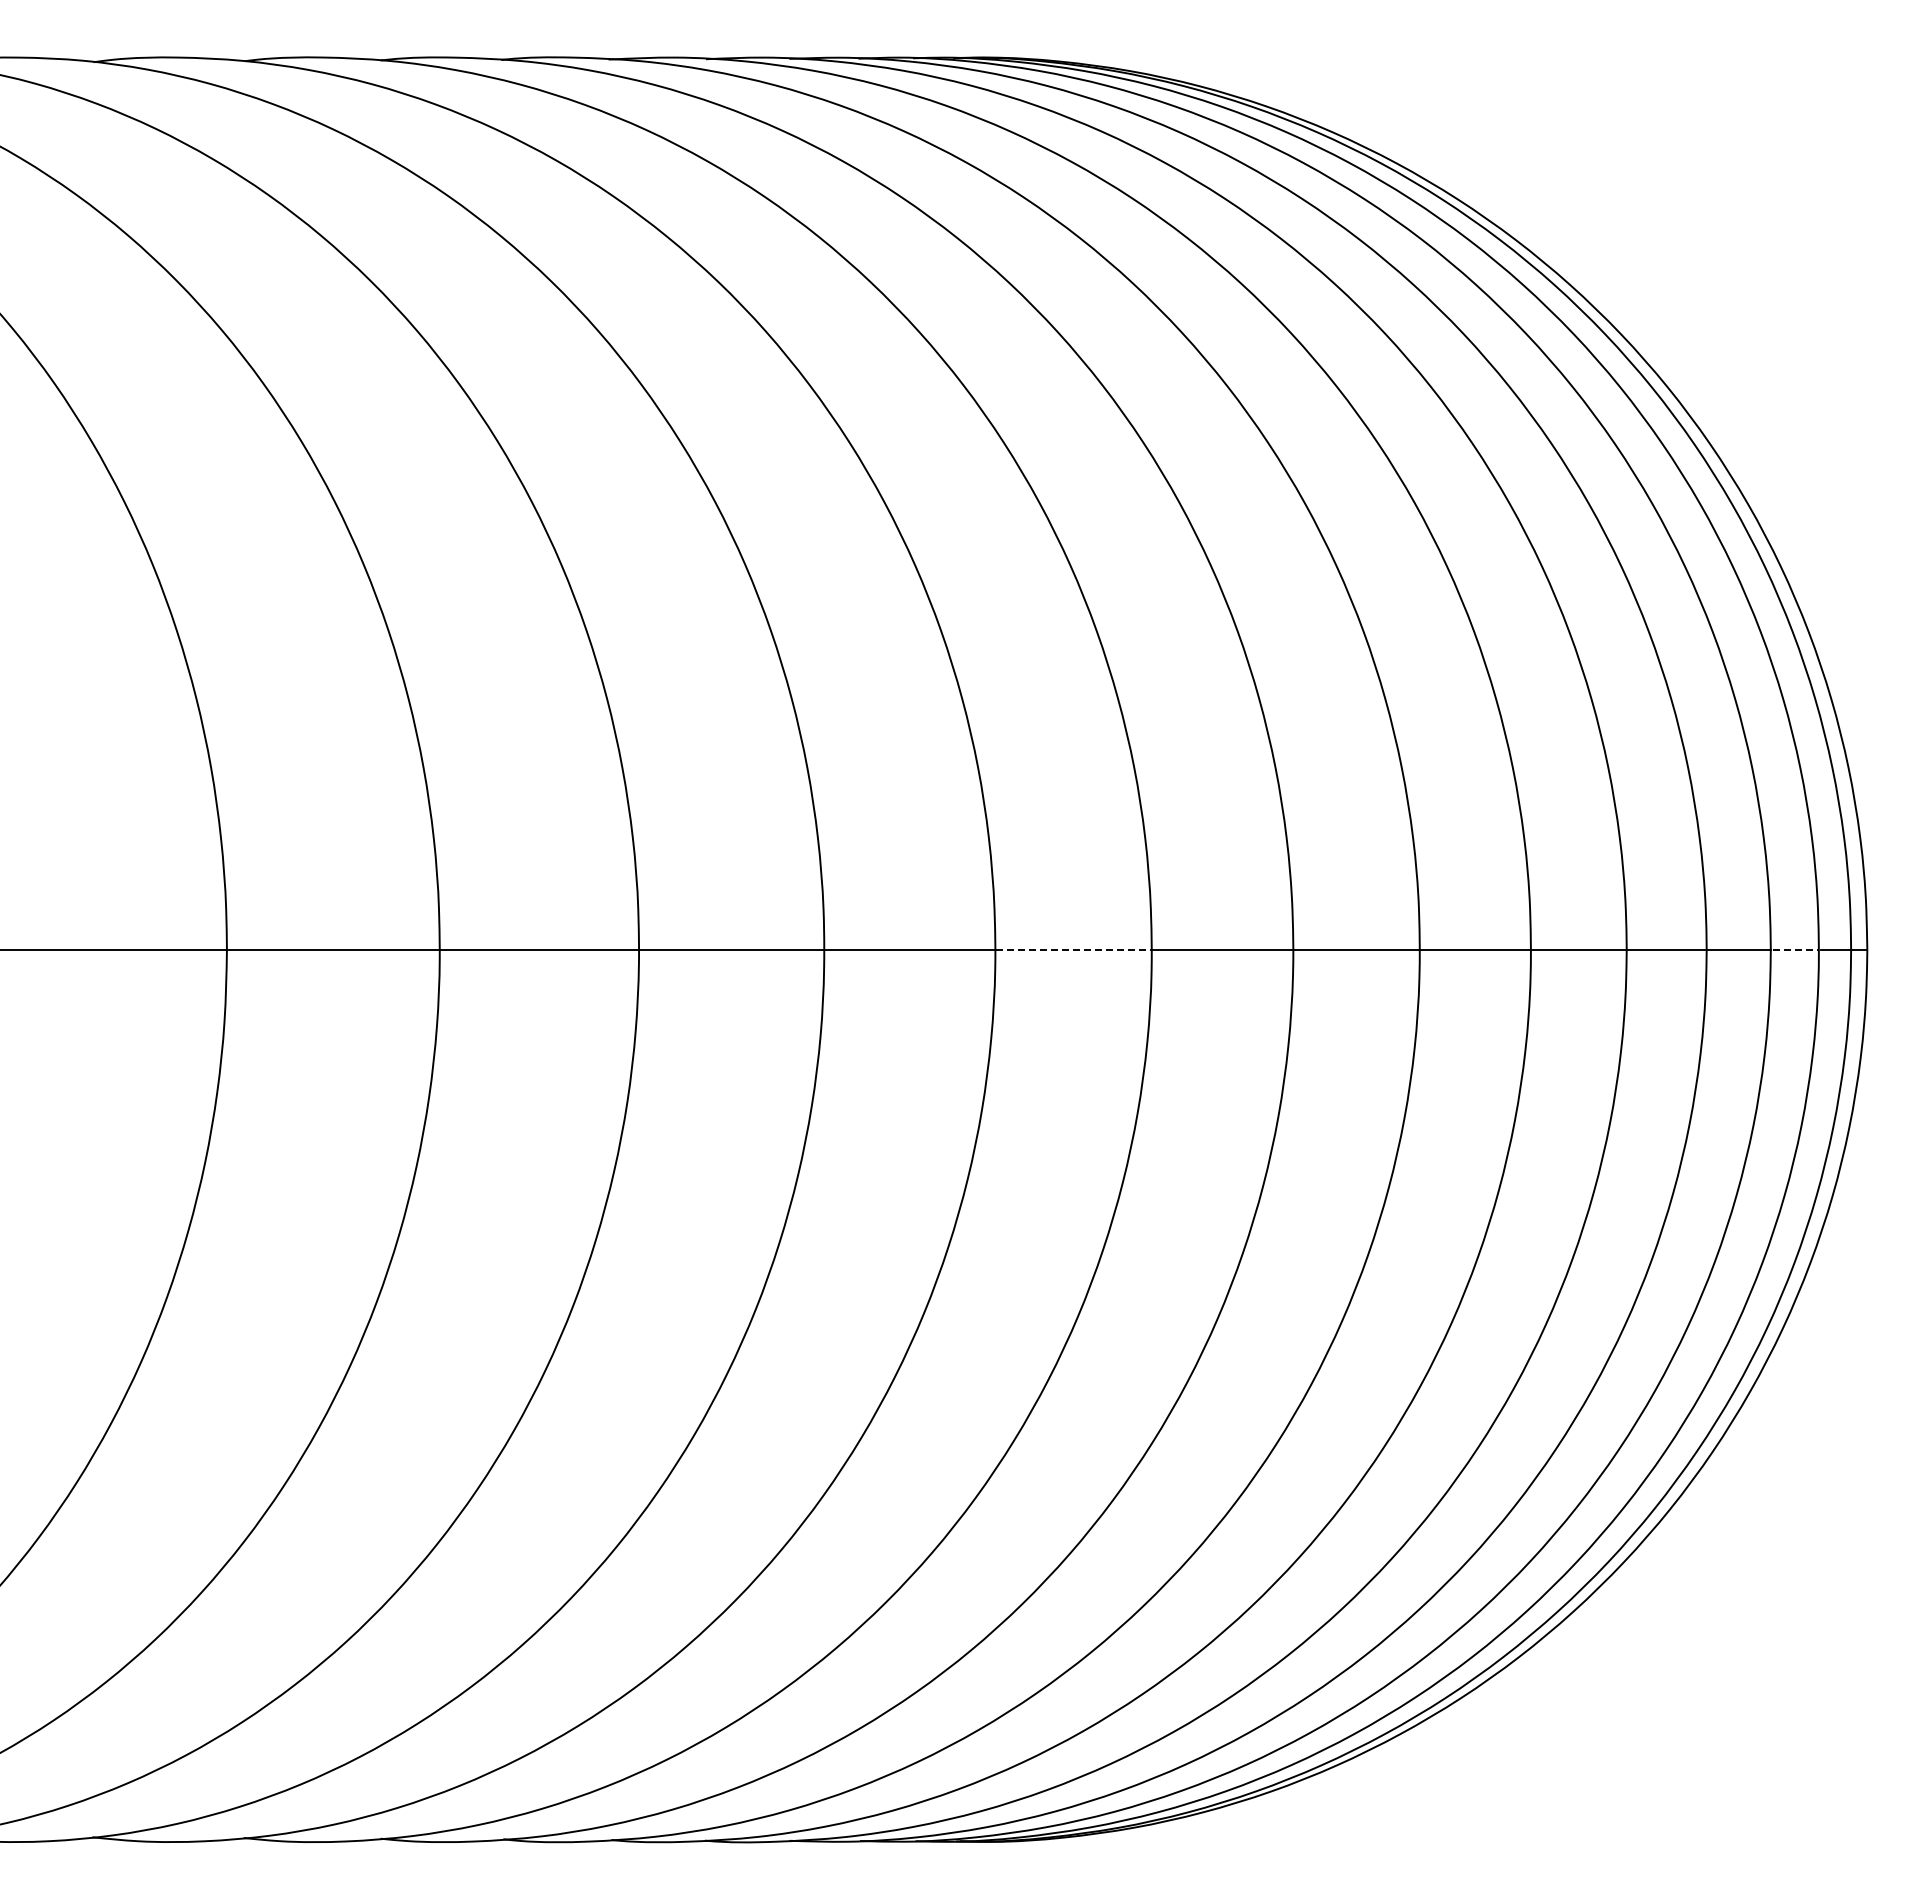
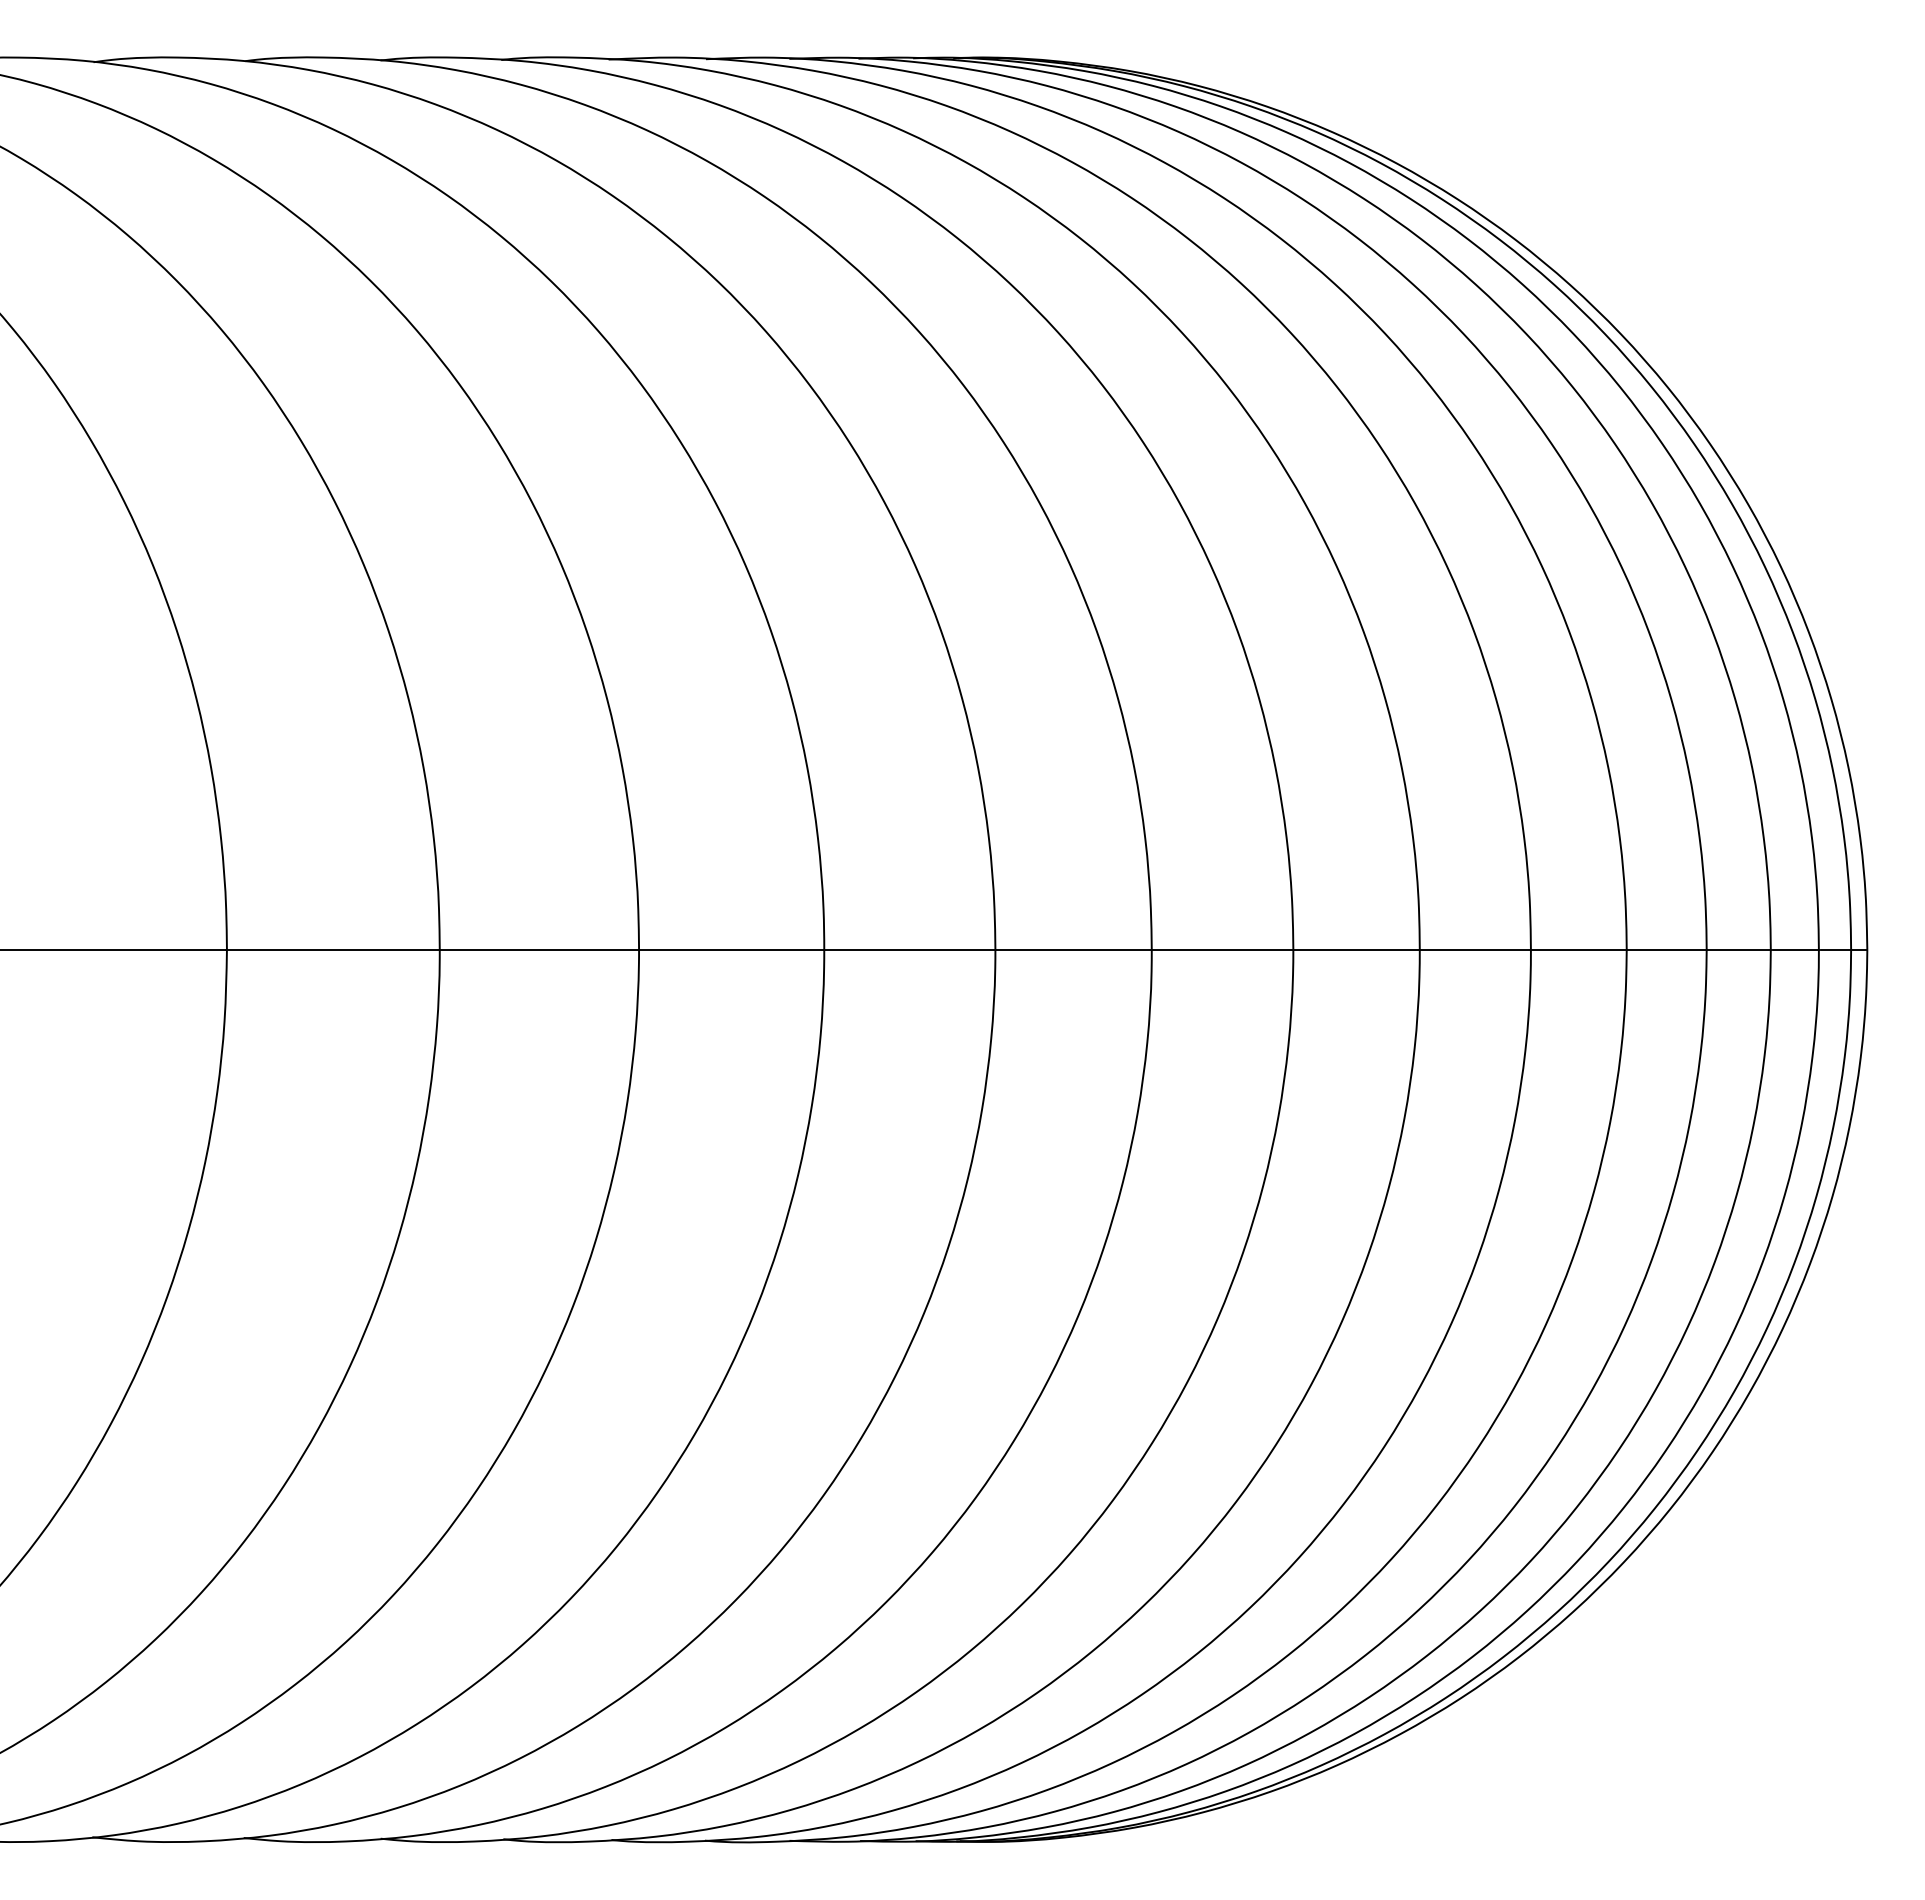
line: dashed -> solid (1074, 949)
line: dashed -> solid (1795, 949)
